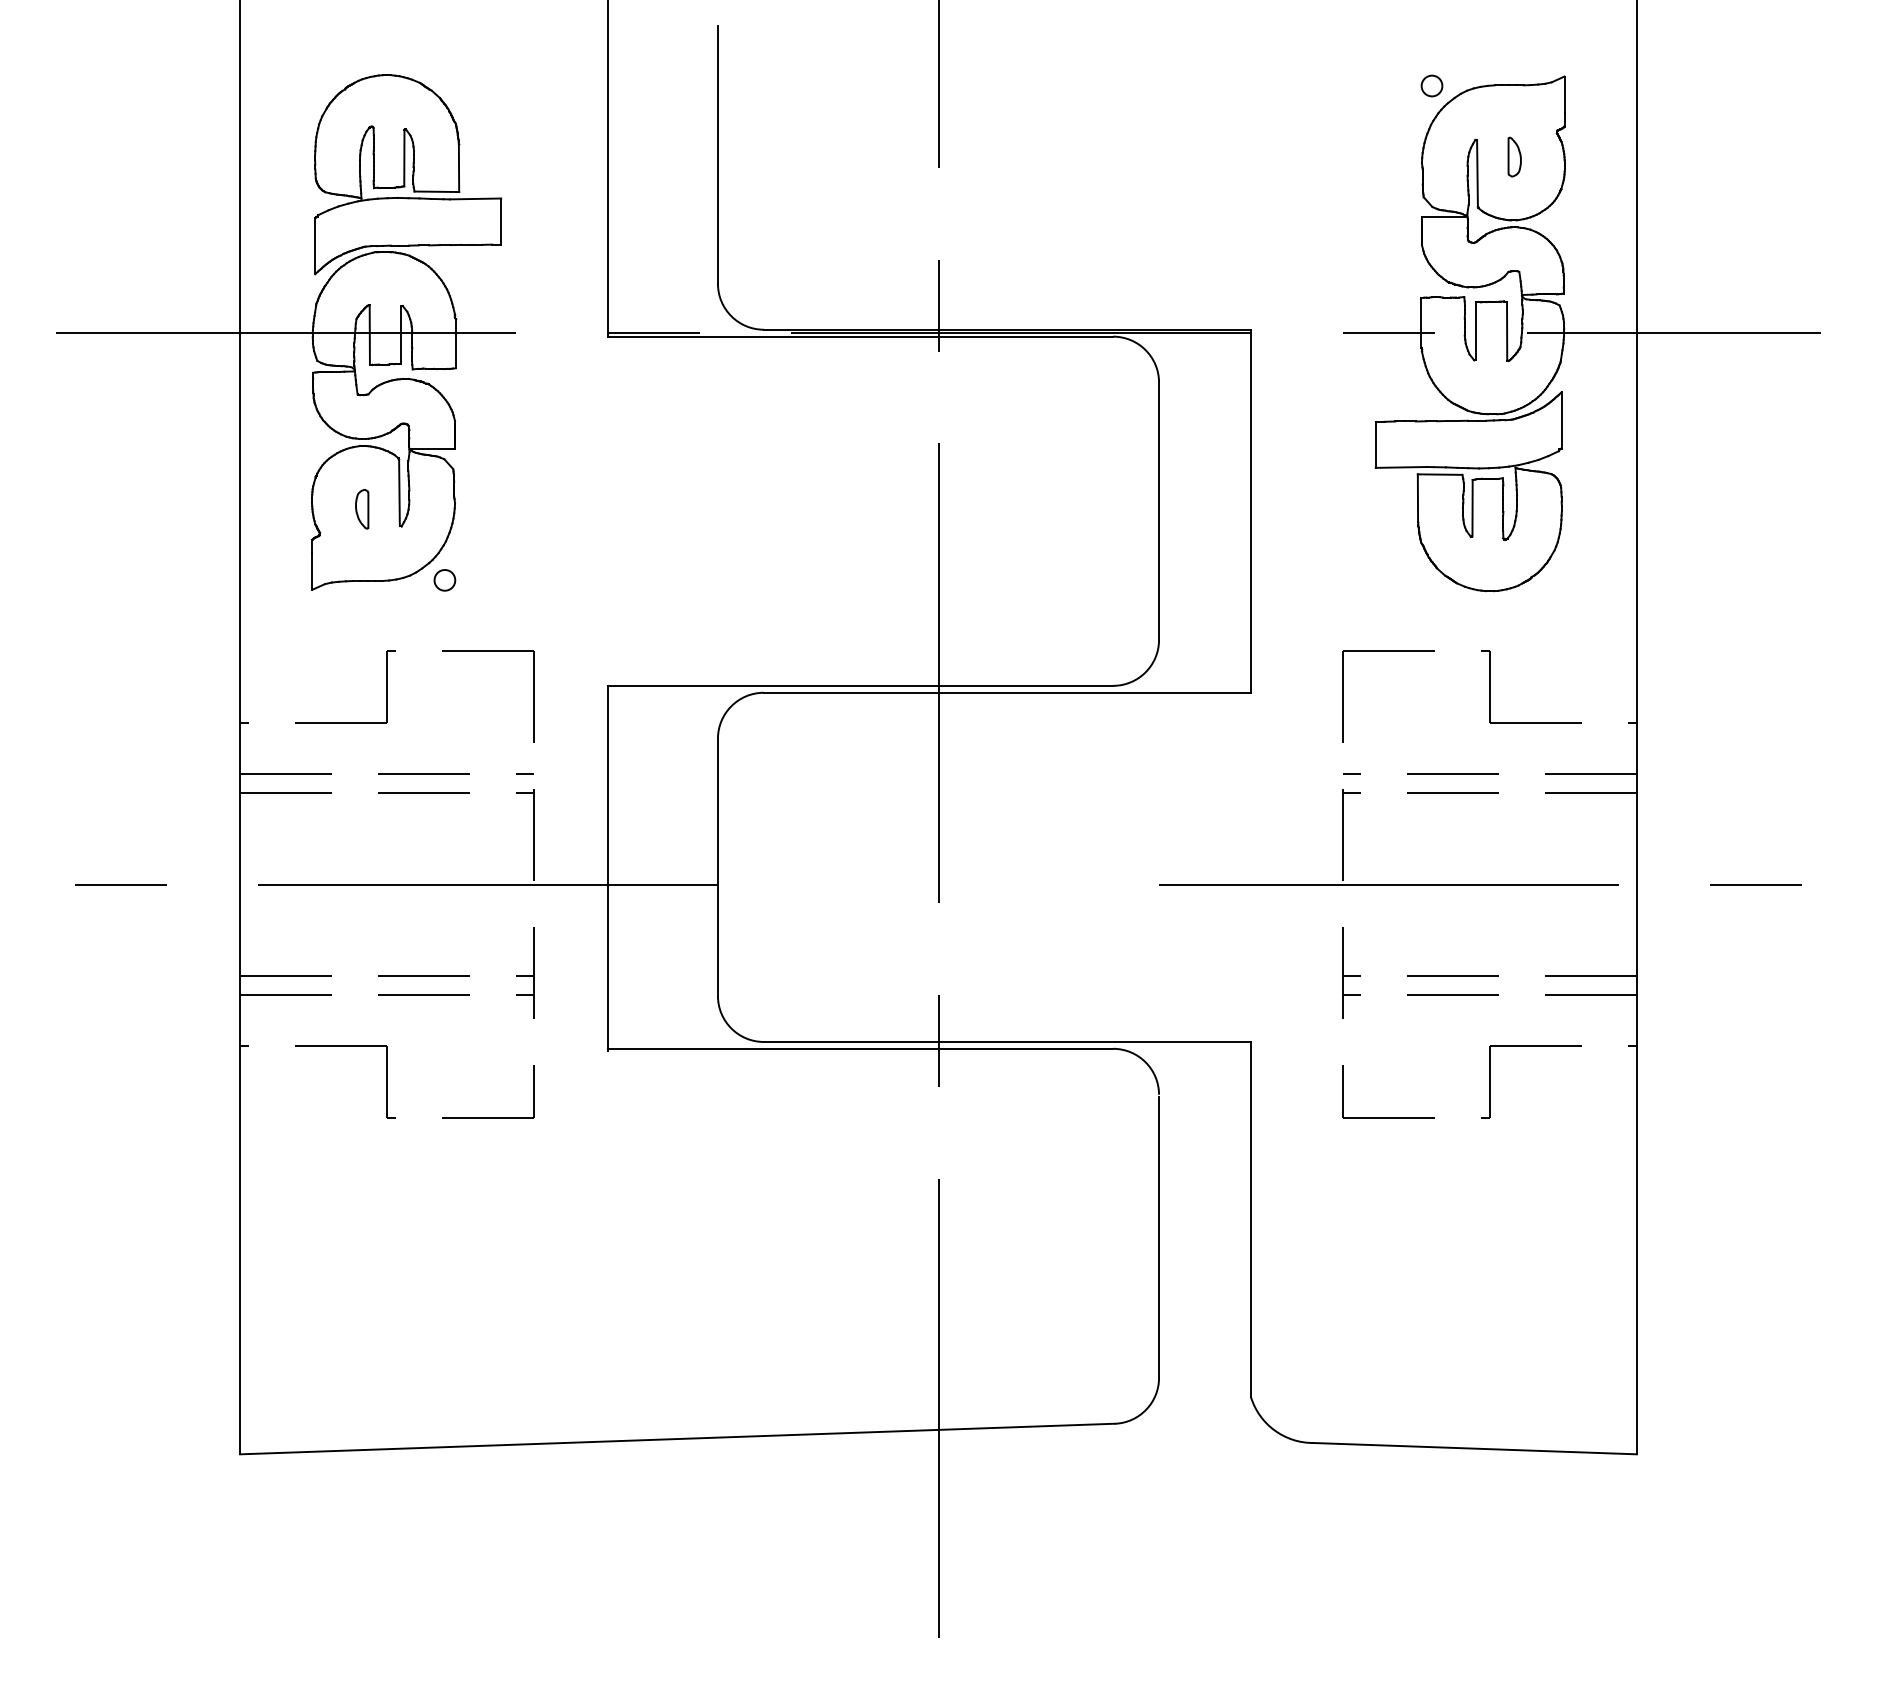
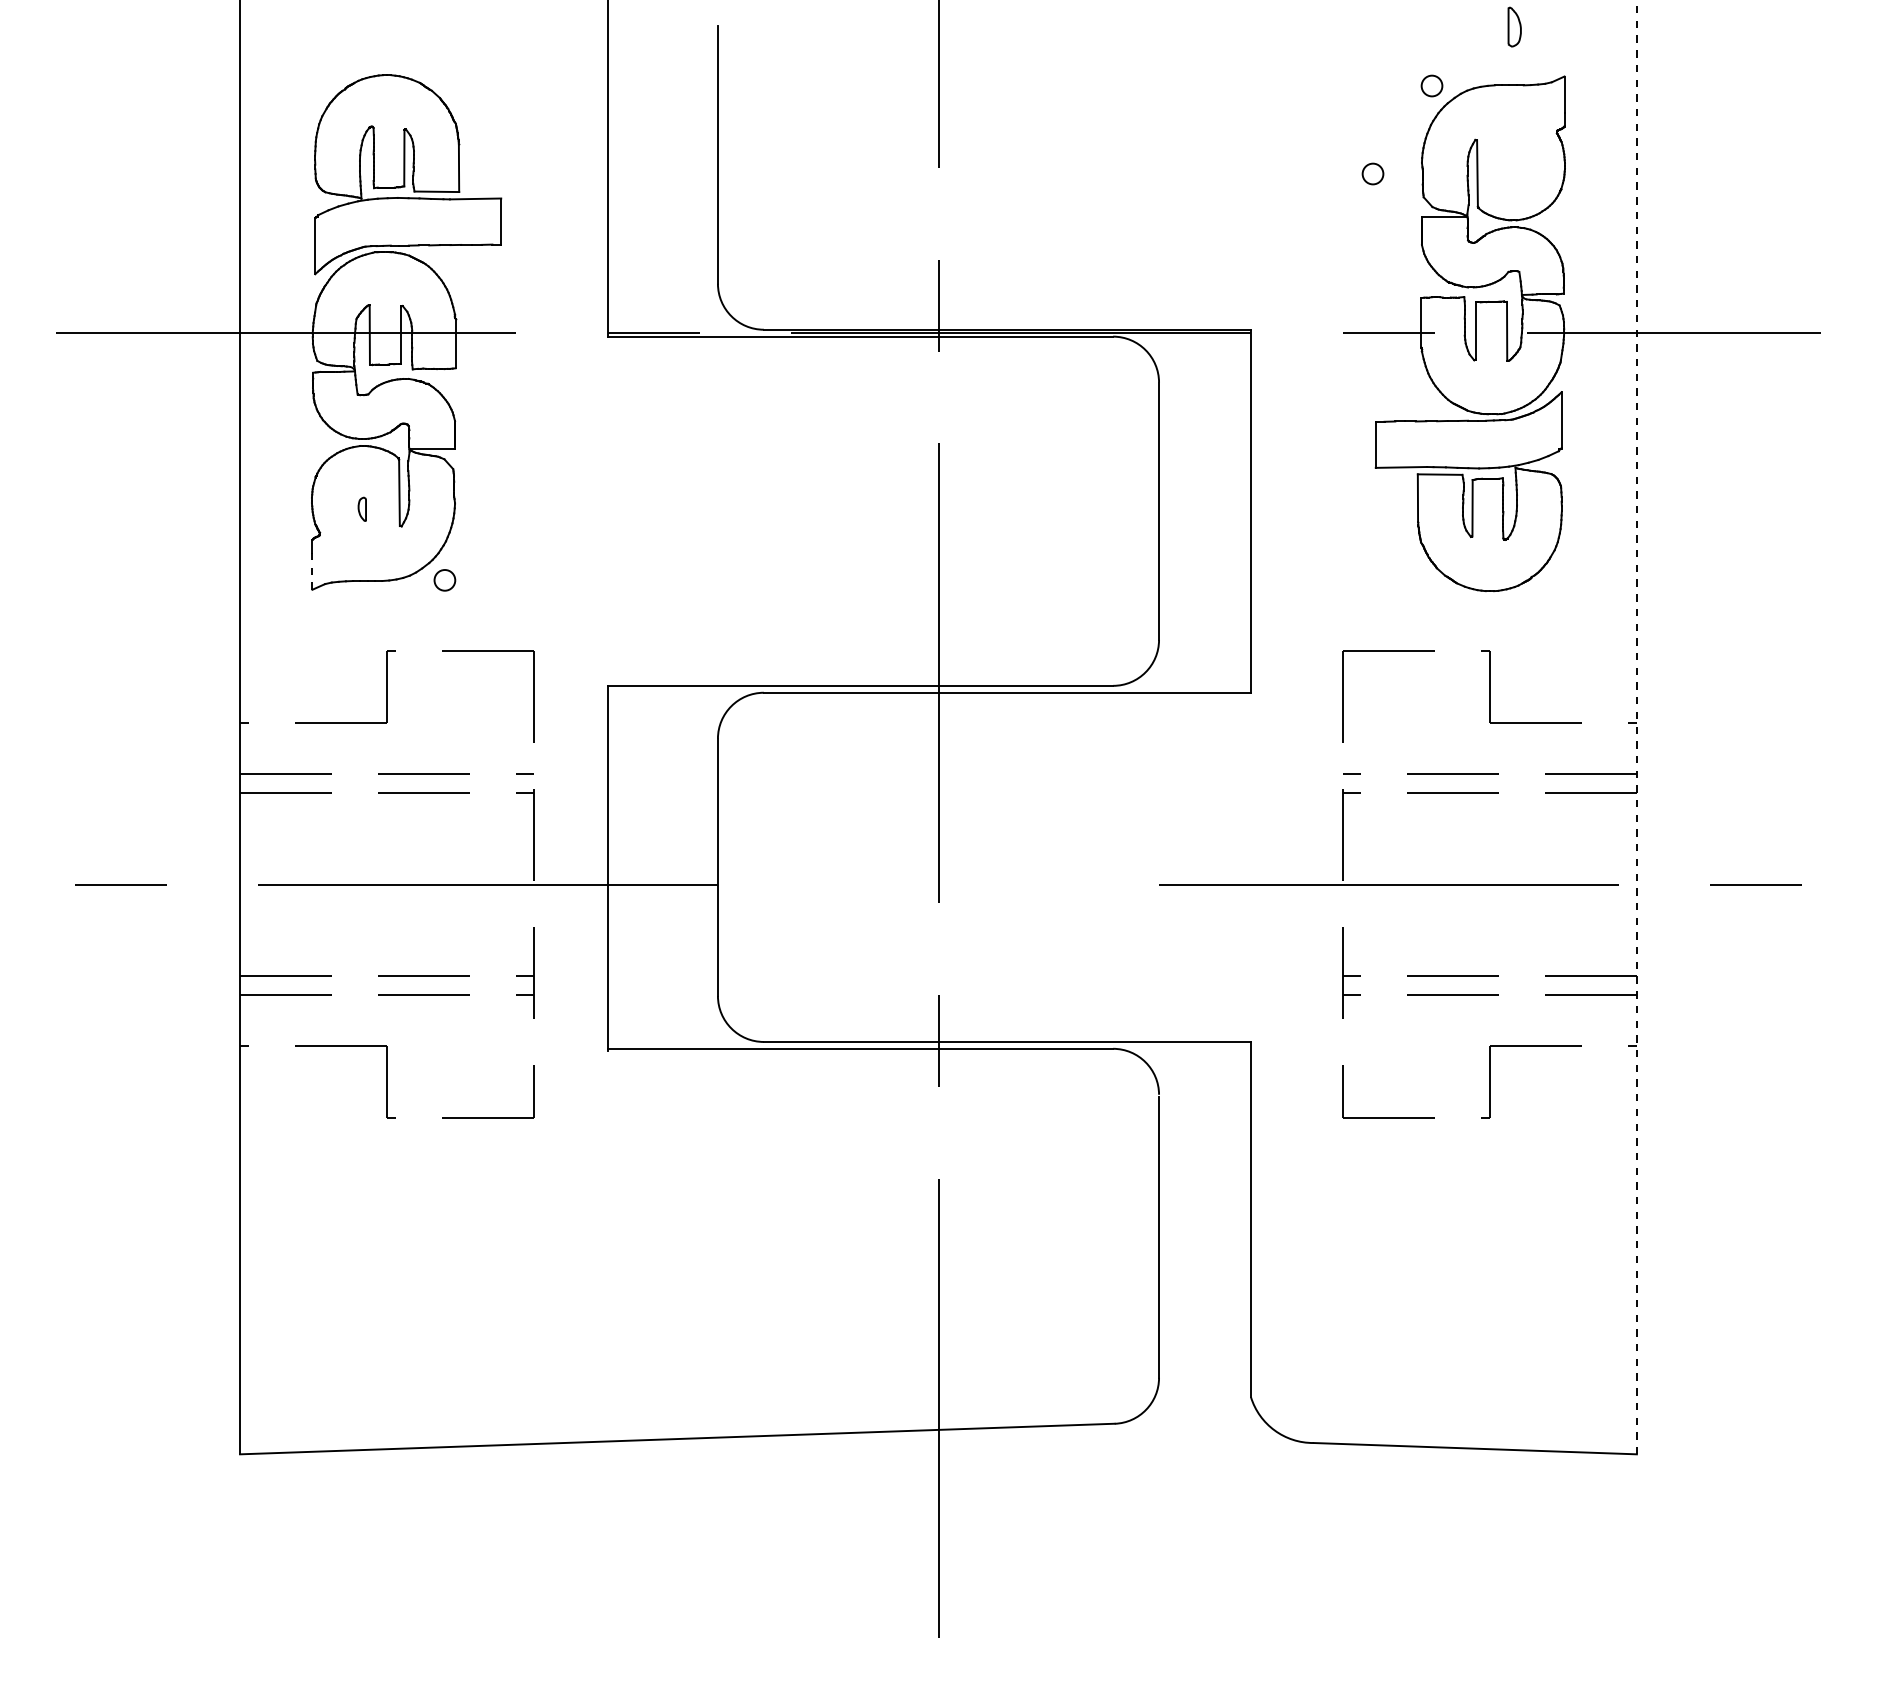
part position: (1514, 156) -> (1514, 26) (1514, 26)
circle: none -> present (1372, 173)
part size: 15x41 px -> 10x26 px (361, 508)
line: solid -> dashed (312, 571)
line: solid -> dashed (1636, 727)
